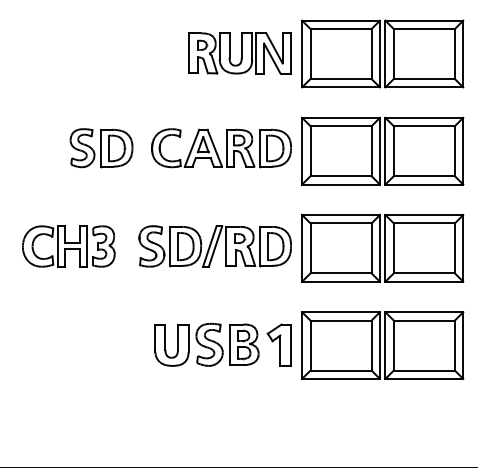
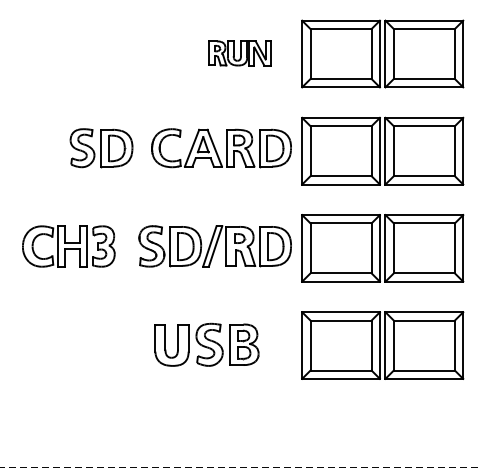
part size: 104x43 px -> 64x27 px (239, 53)
part: present -> none (278, 344)
line: solid -> dashed (238, 467)
